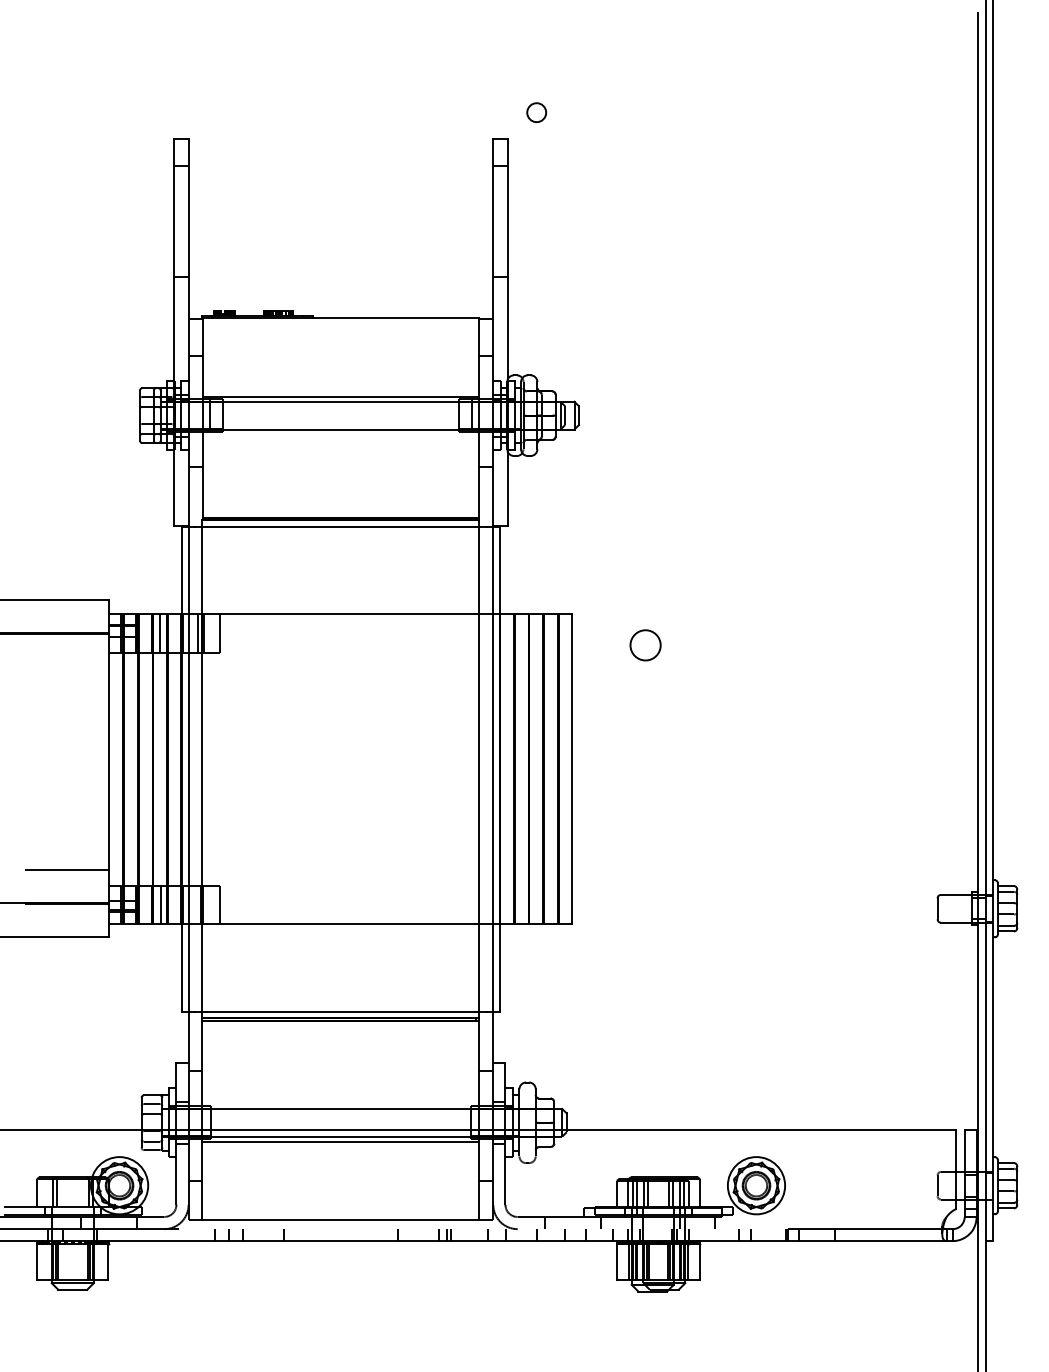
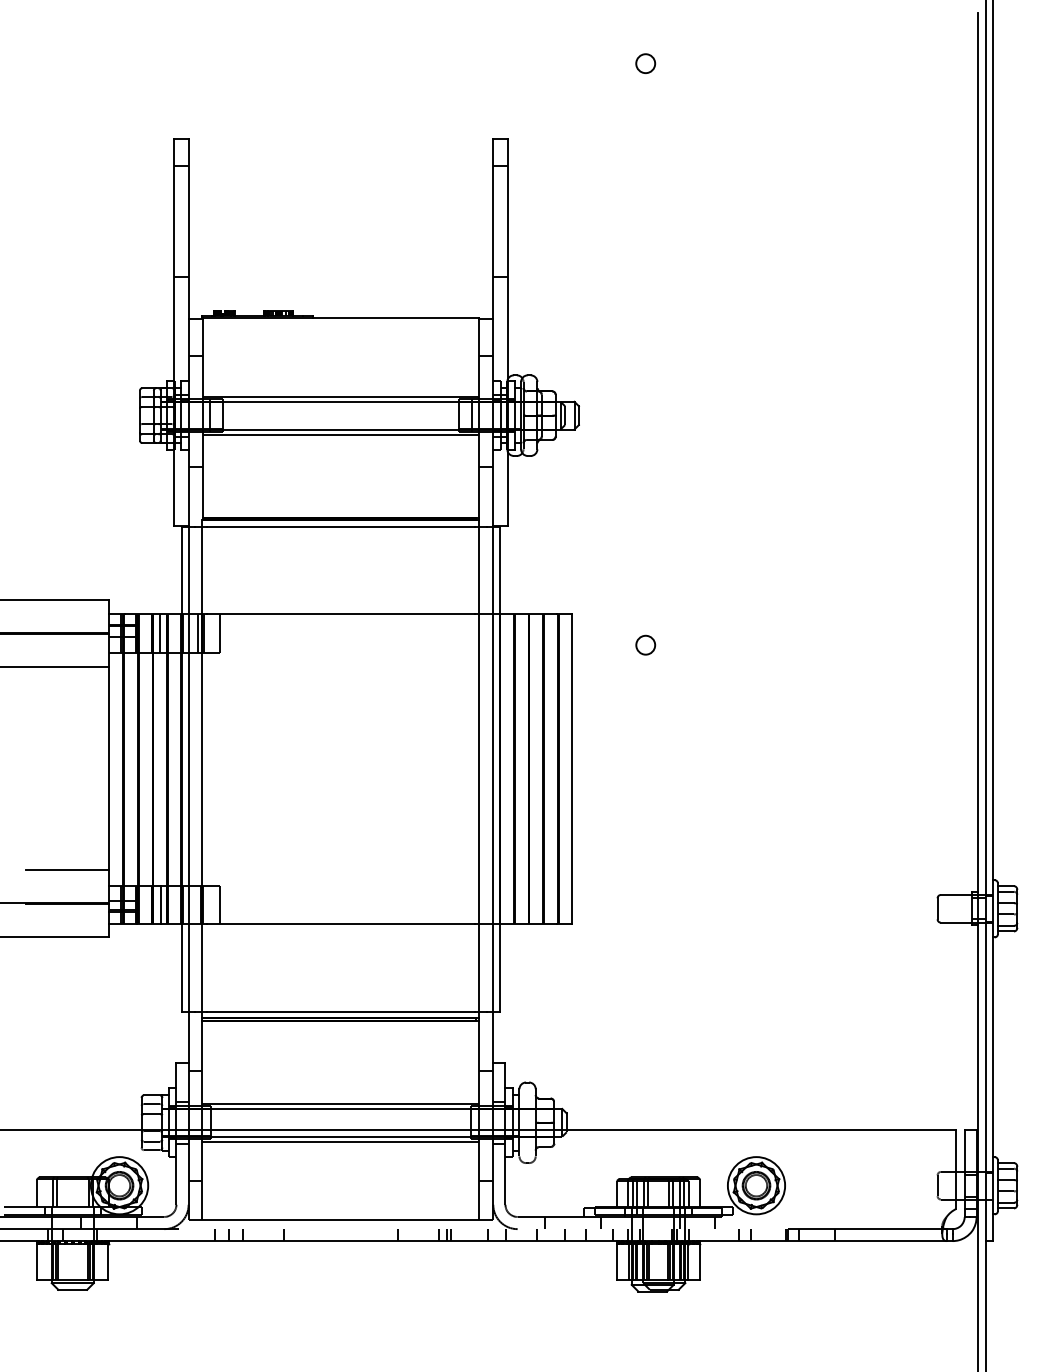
circle position: (536, 112) -> (645, 63) (645, 63)
line: none -> present (340, 434)
circle size: 33x33 px -> 22x22 px (645, 644)
line: none -> present (55, 667)
line: none -> present (340, 1103)
